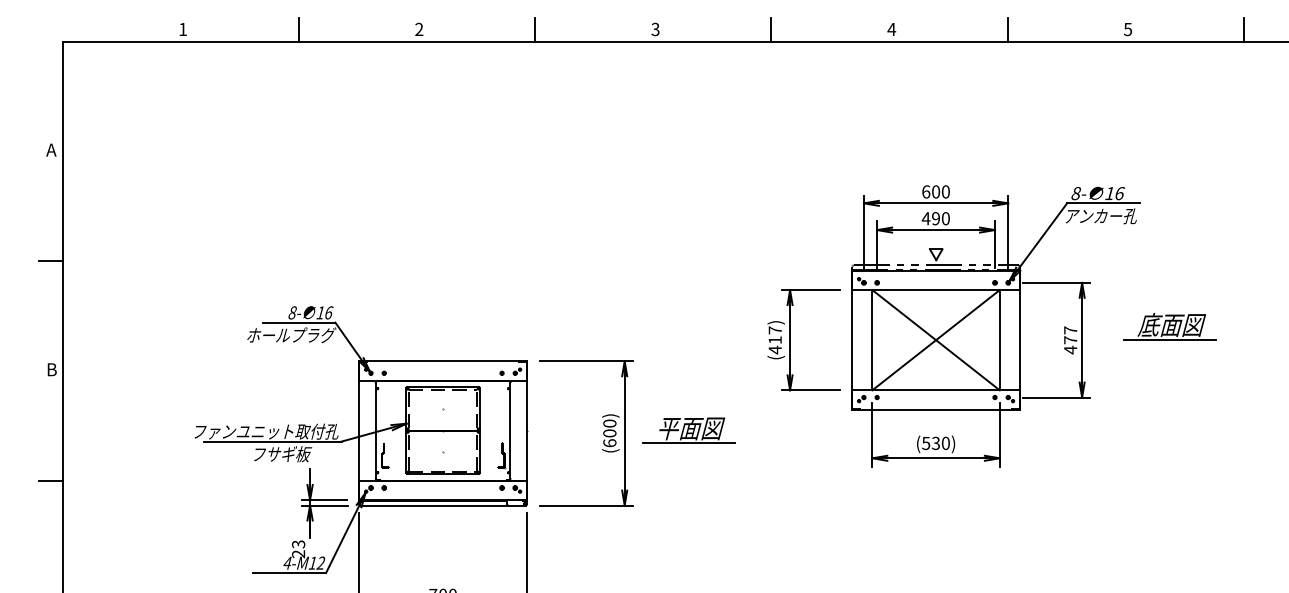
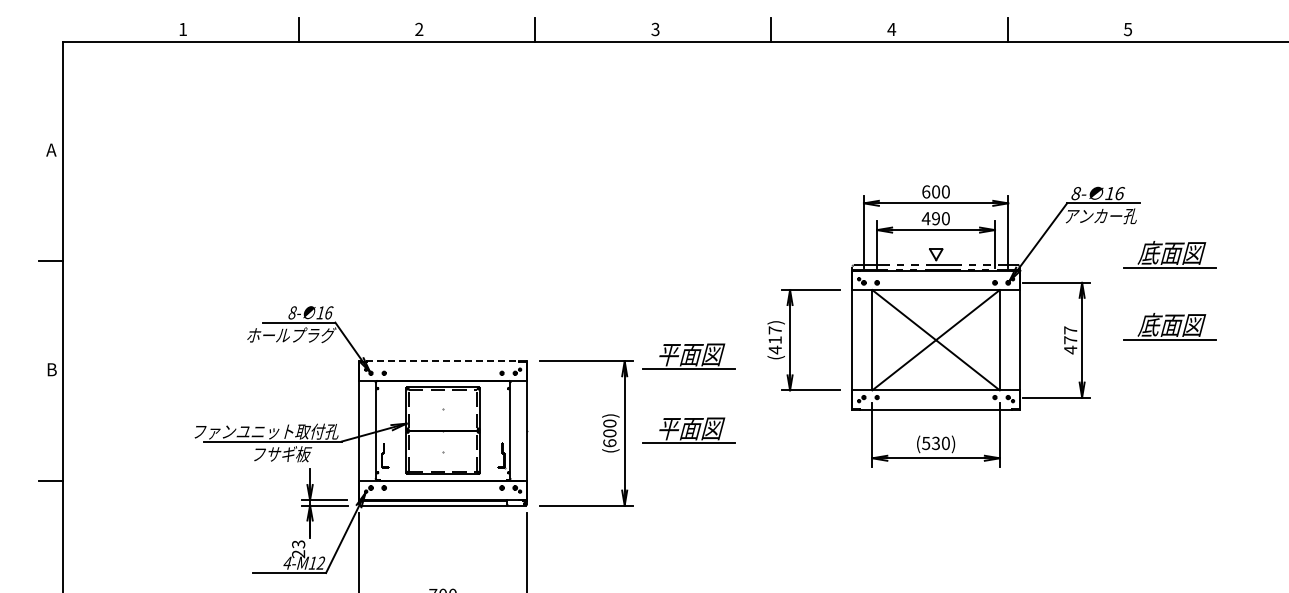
line: present -> none (1243, 29)
part: none -> present (1169, 254)
part: none -> present (688, 356)
line: solid -> dashed (442, 361)
